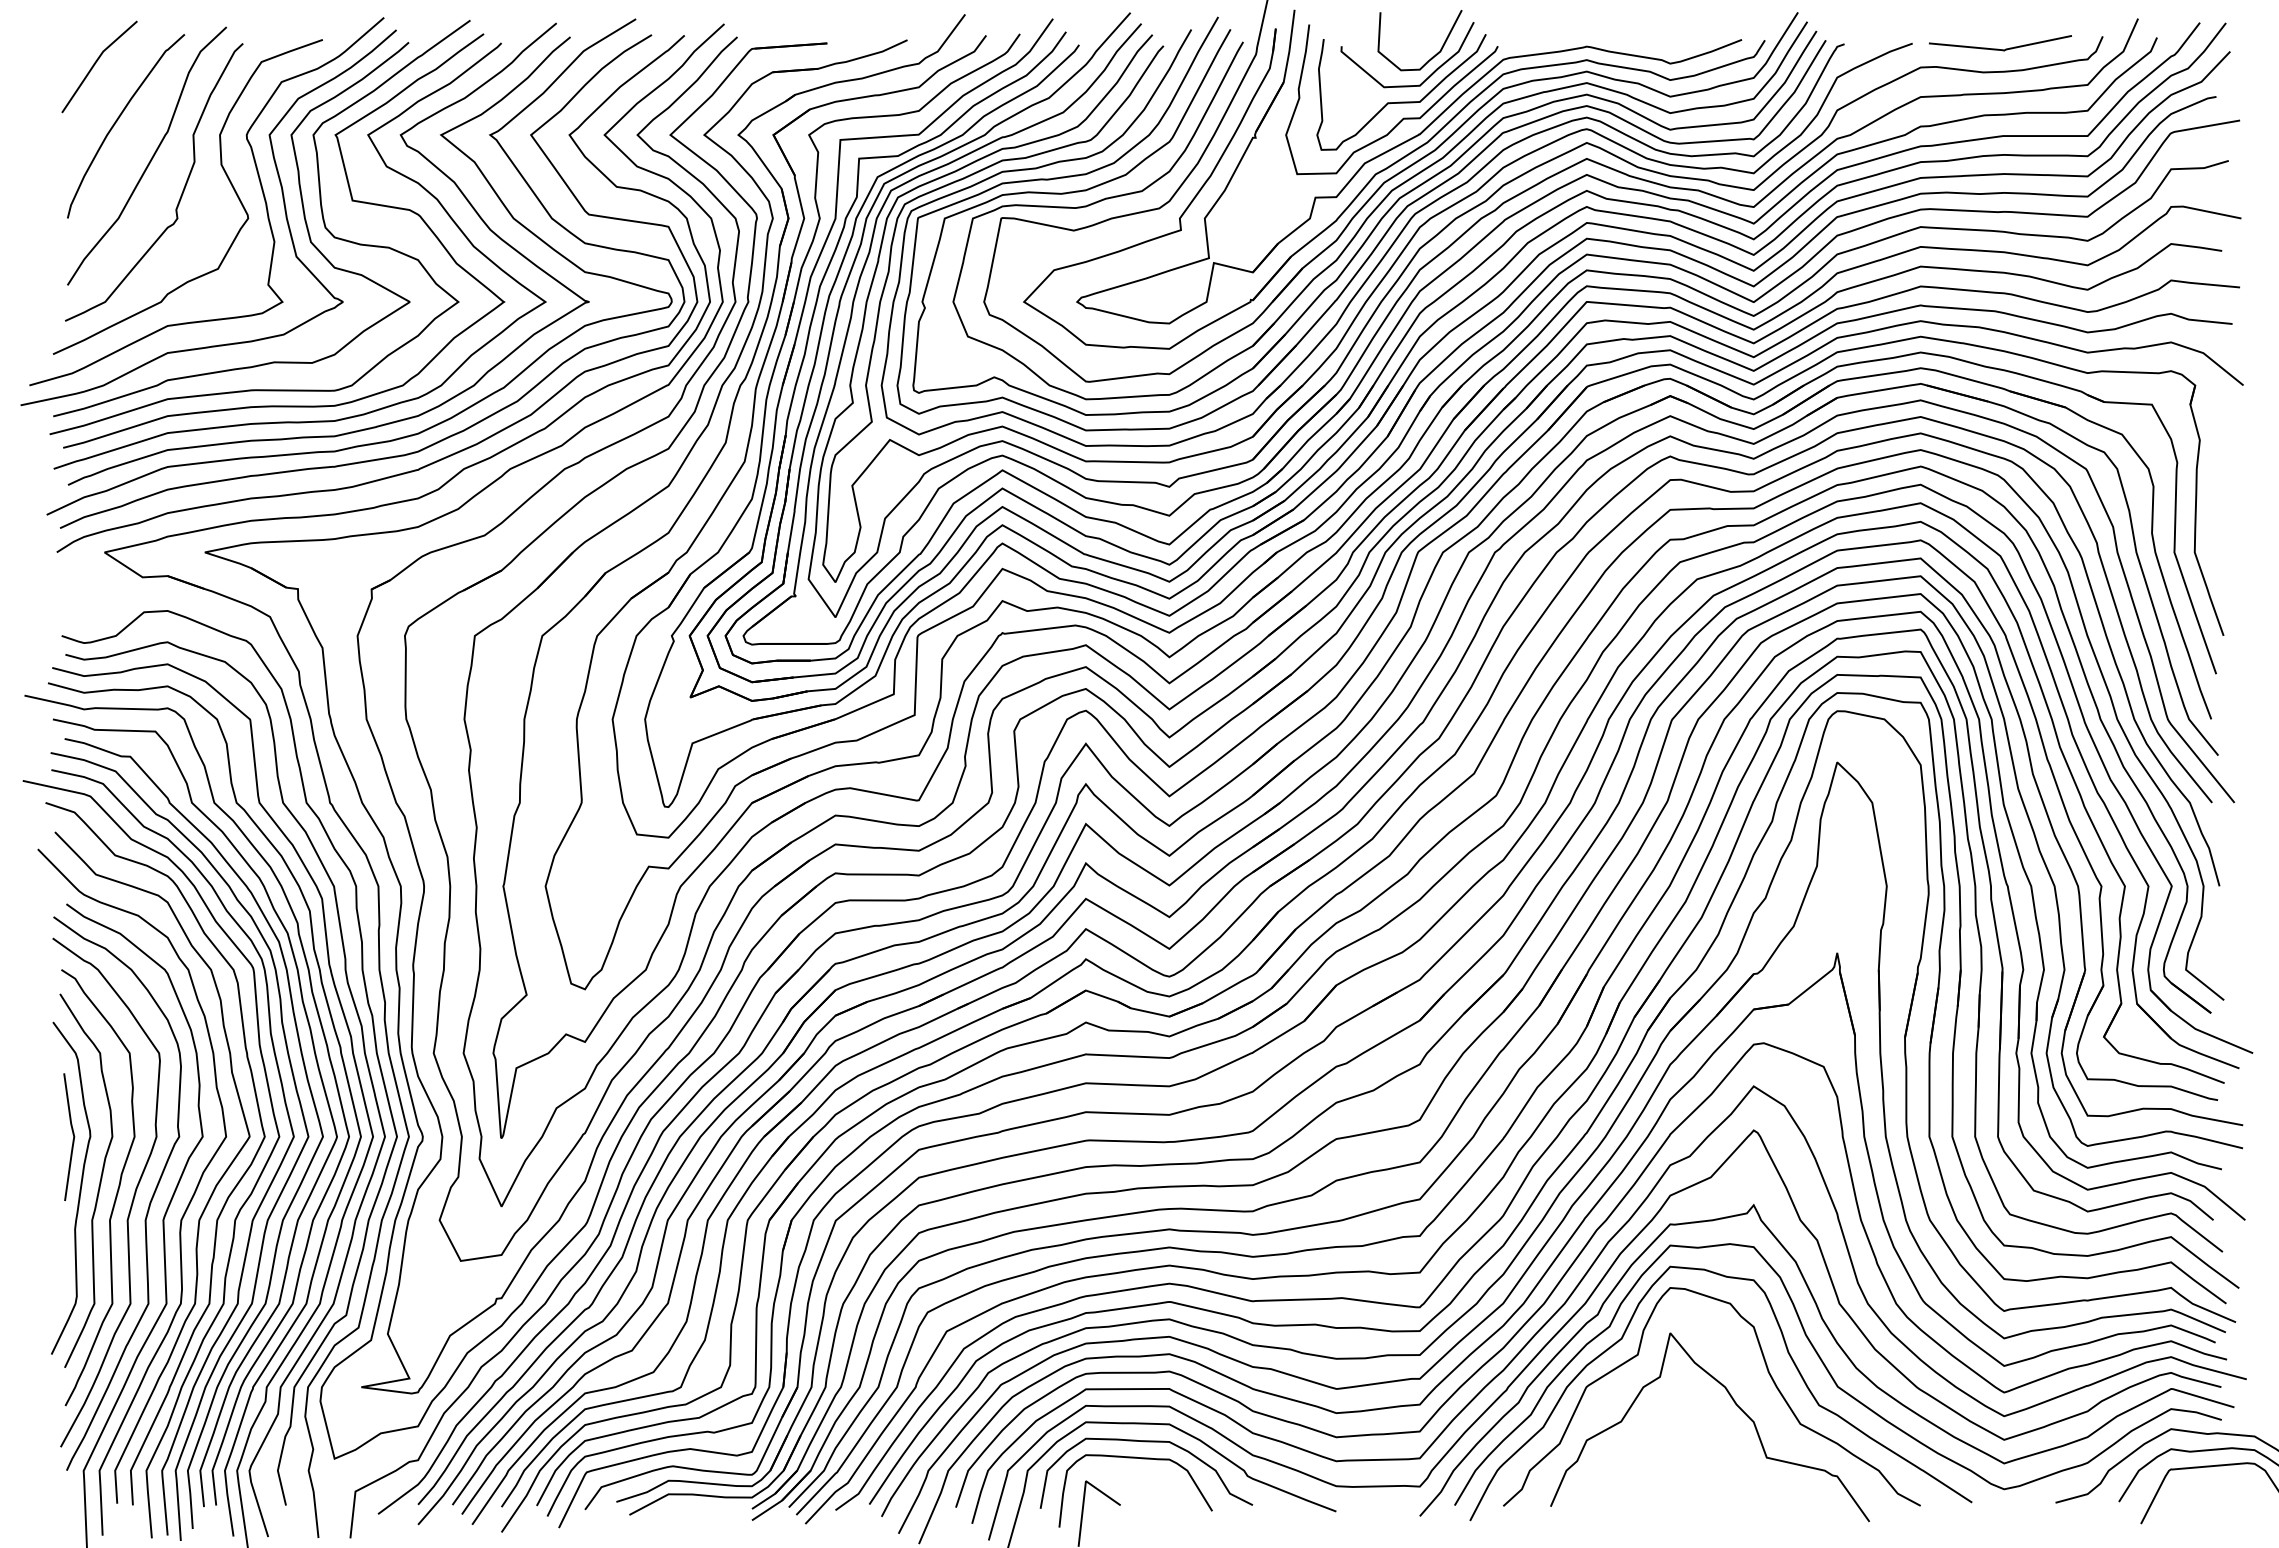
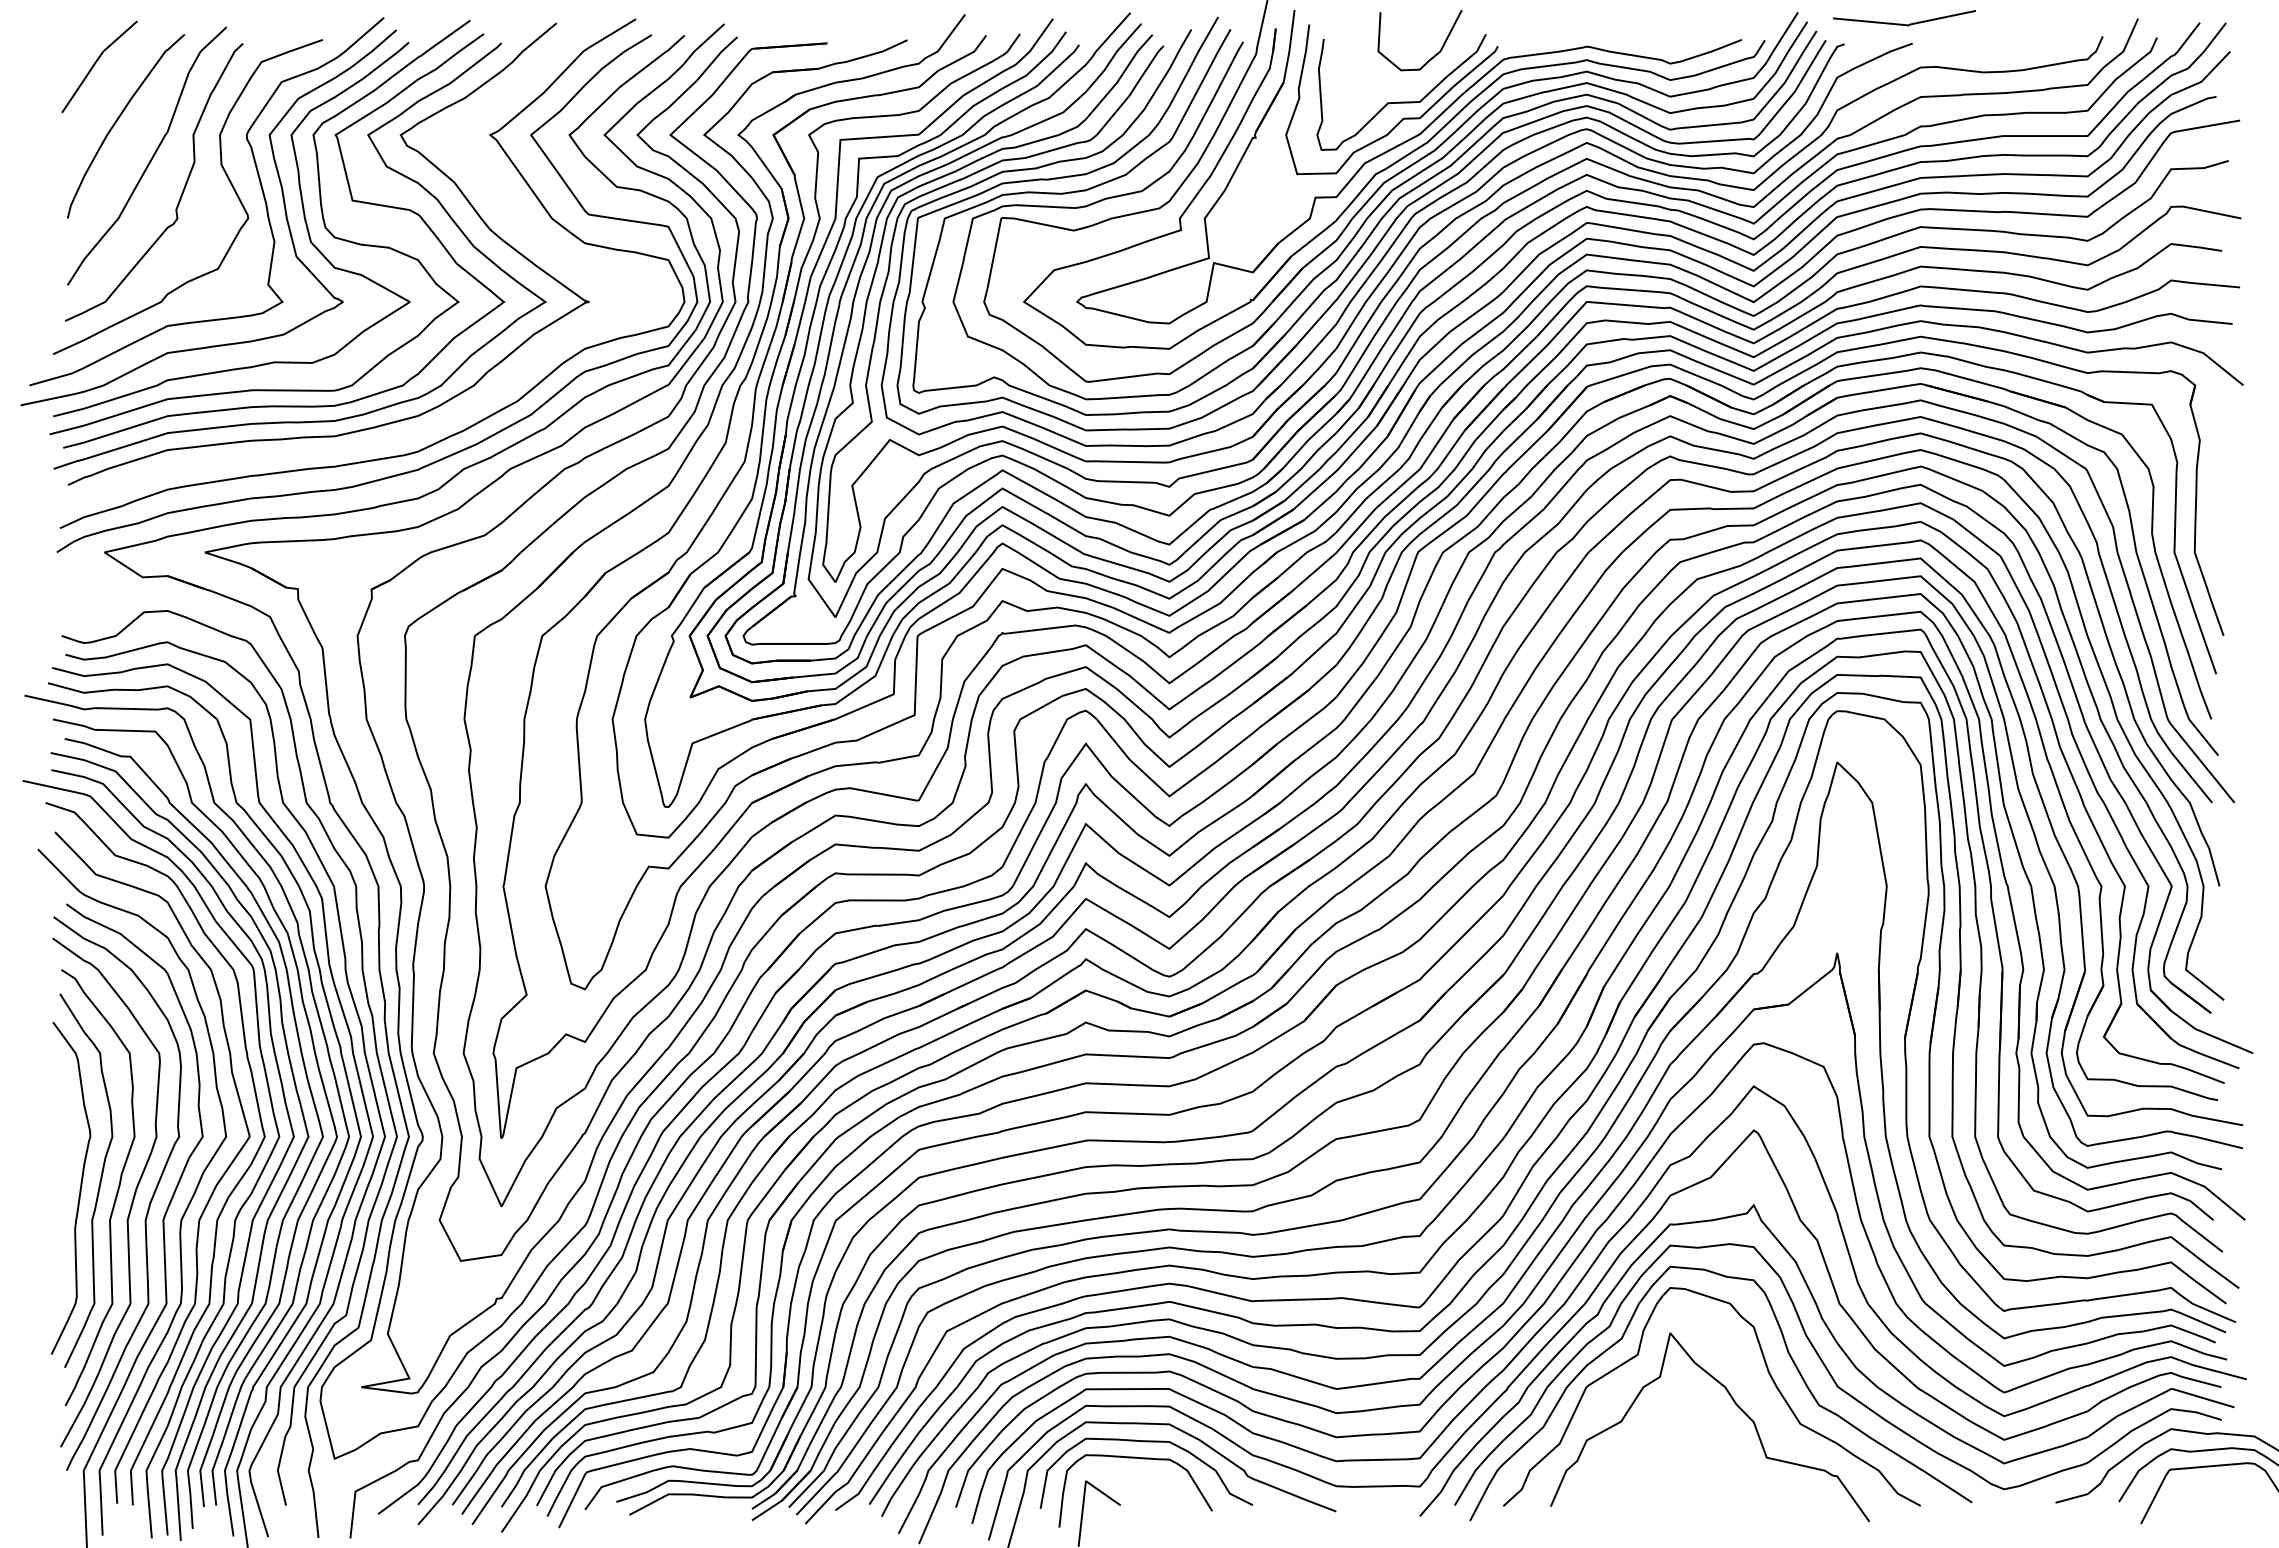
line position: (1998, 48) -> (1902, 23) (1902, 23)
curve: present -> none (1428, 76)
curve: present -> none (490, 187)
line: present -> none (72, 1139)
